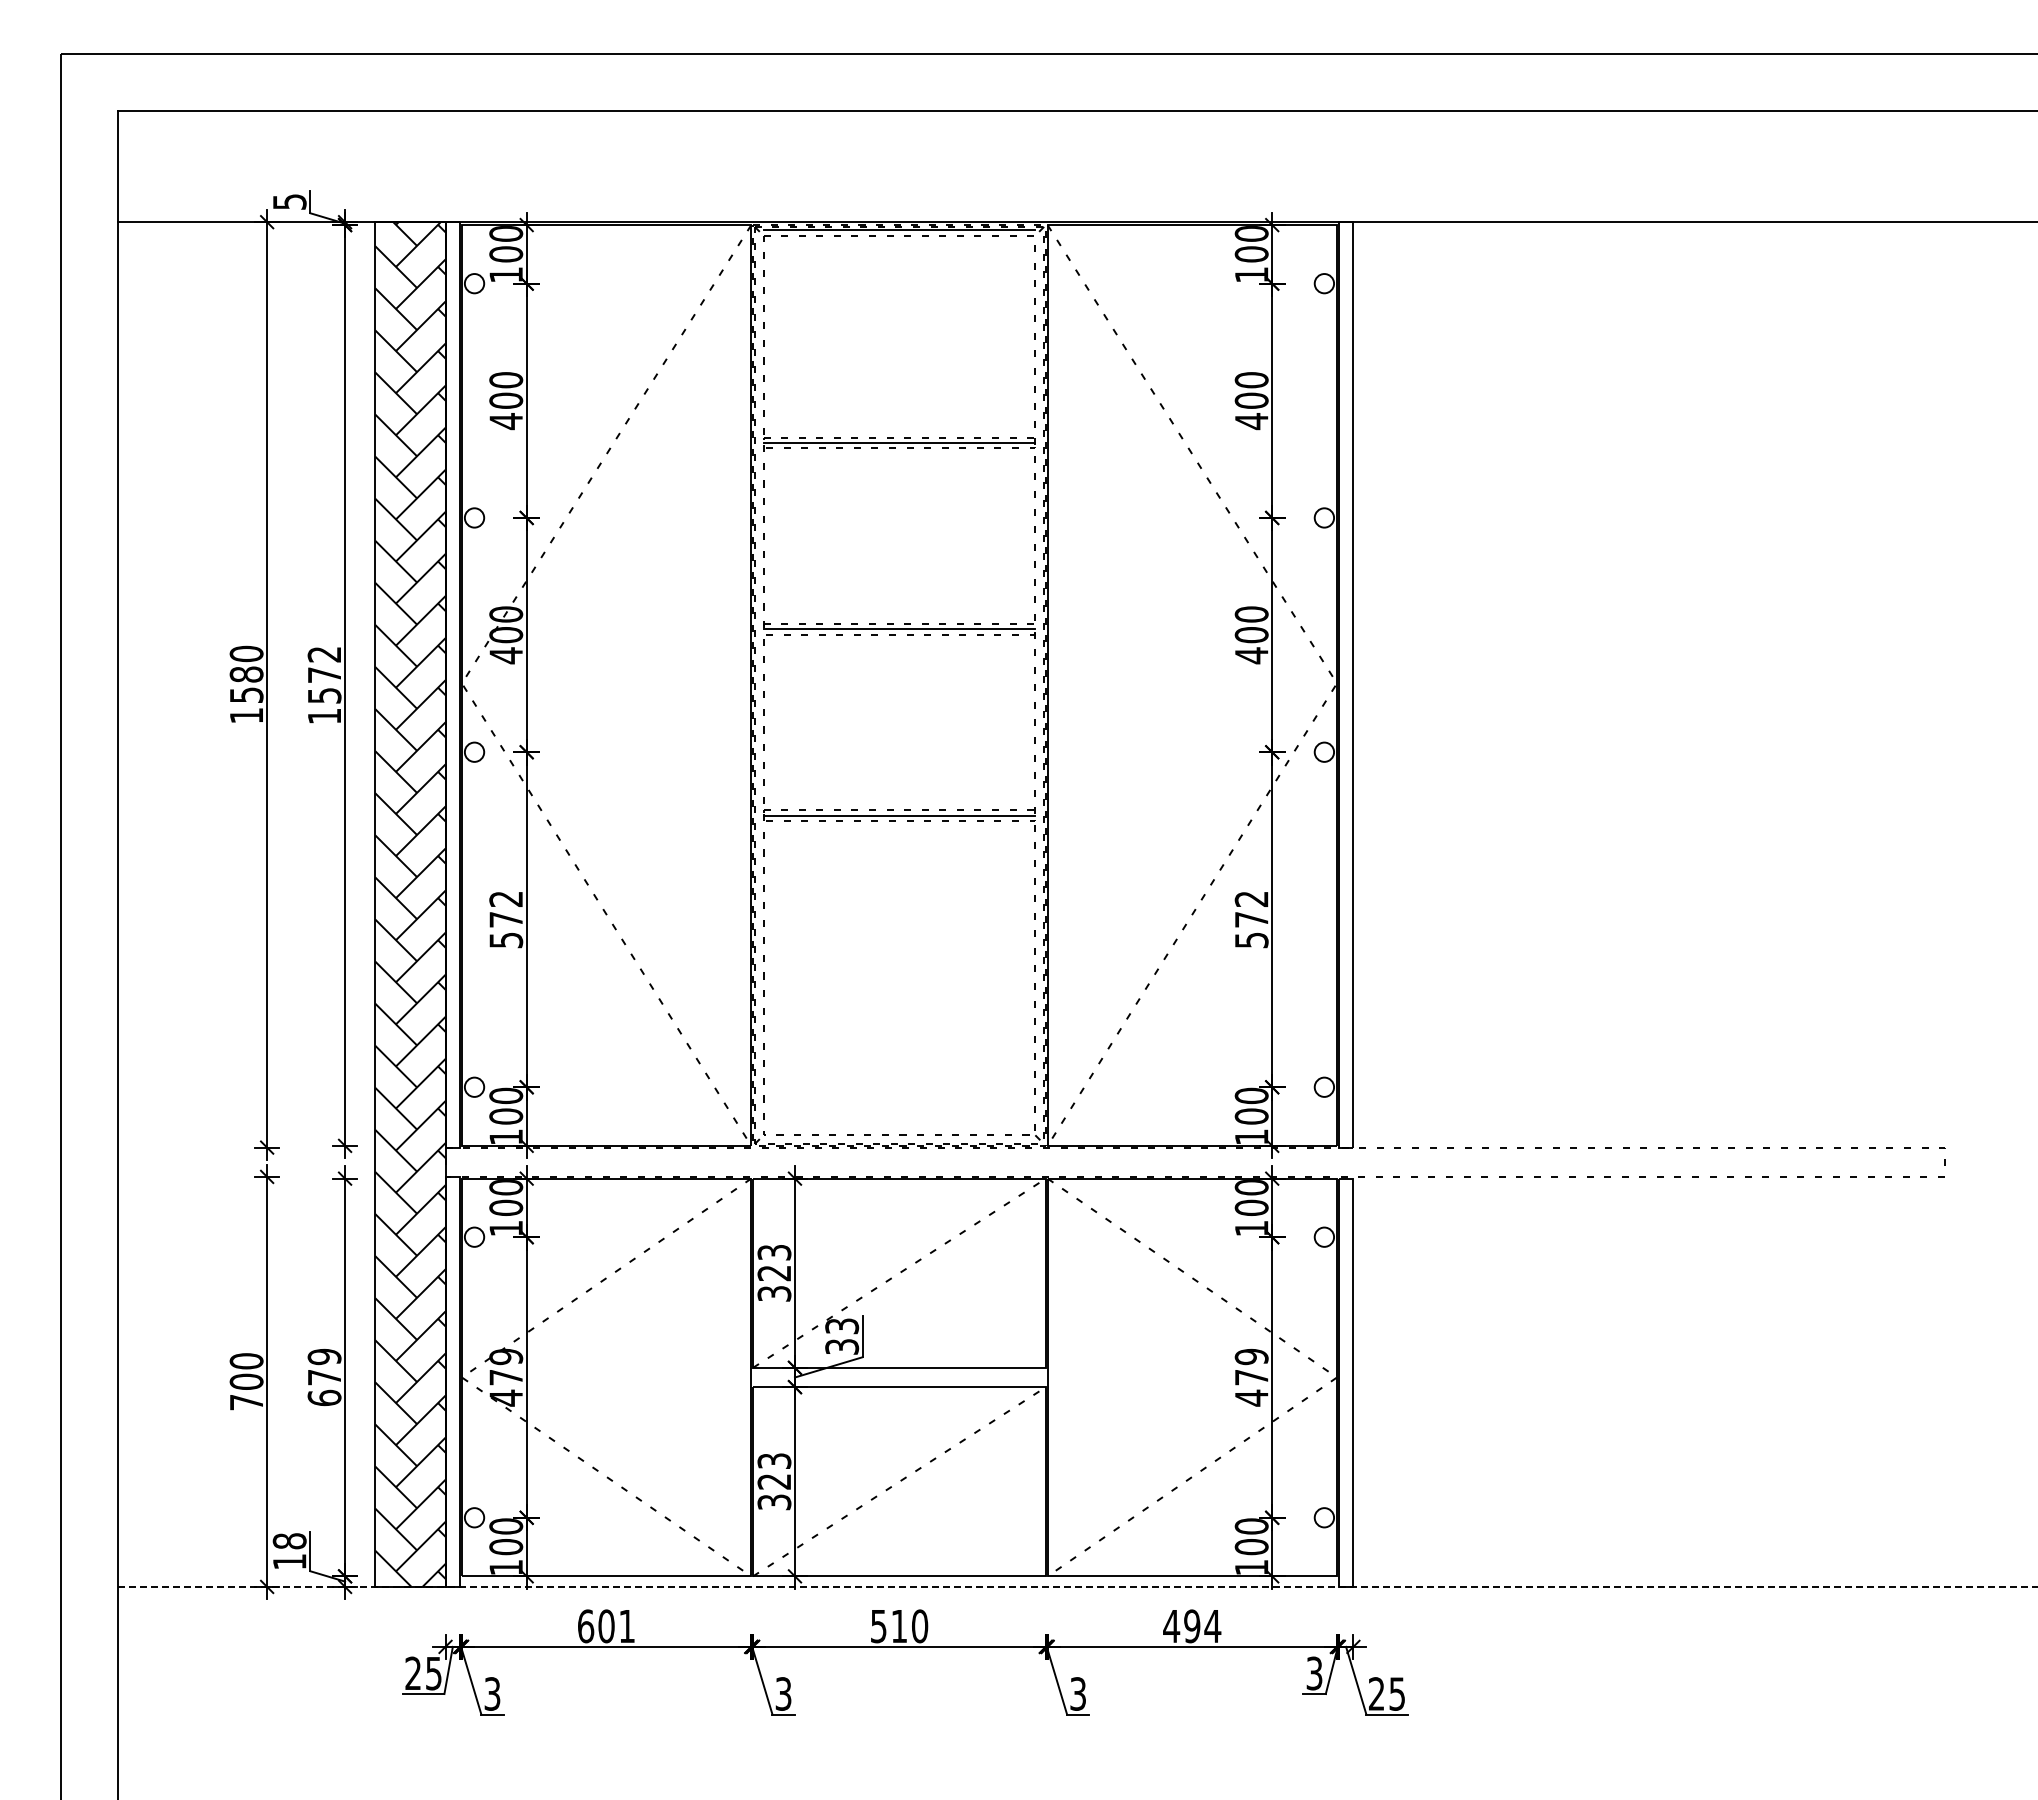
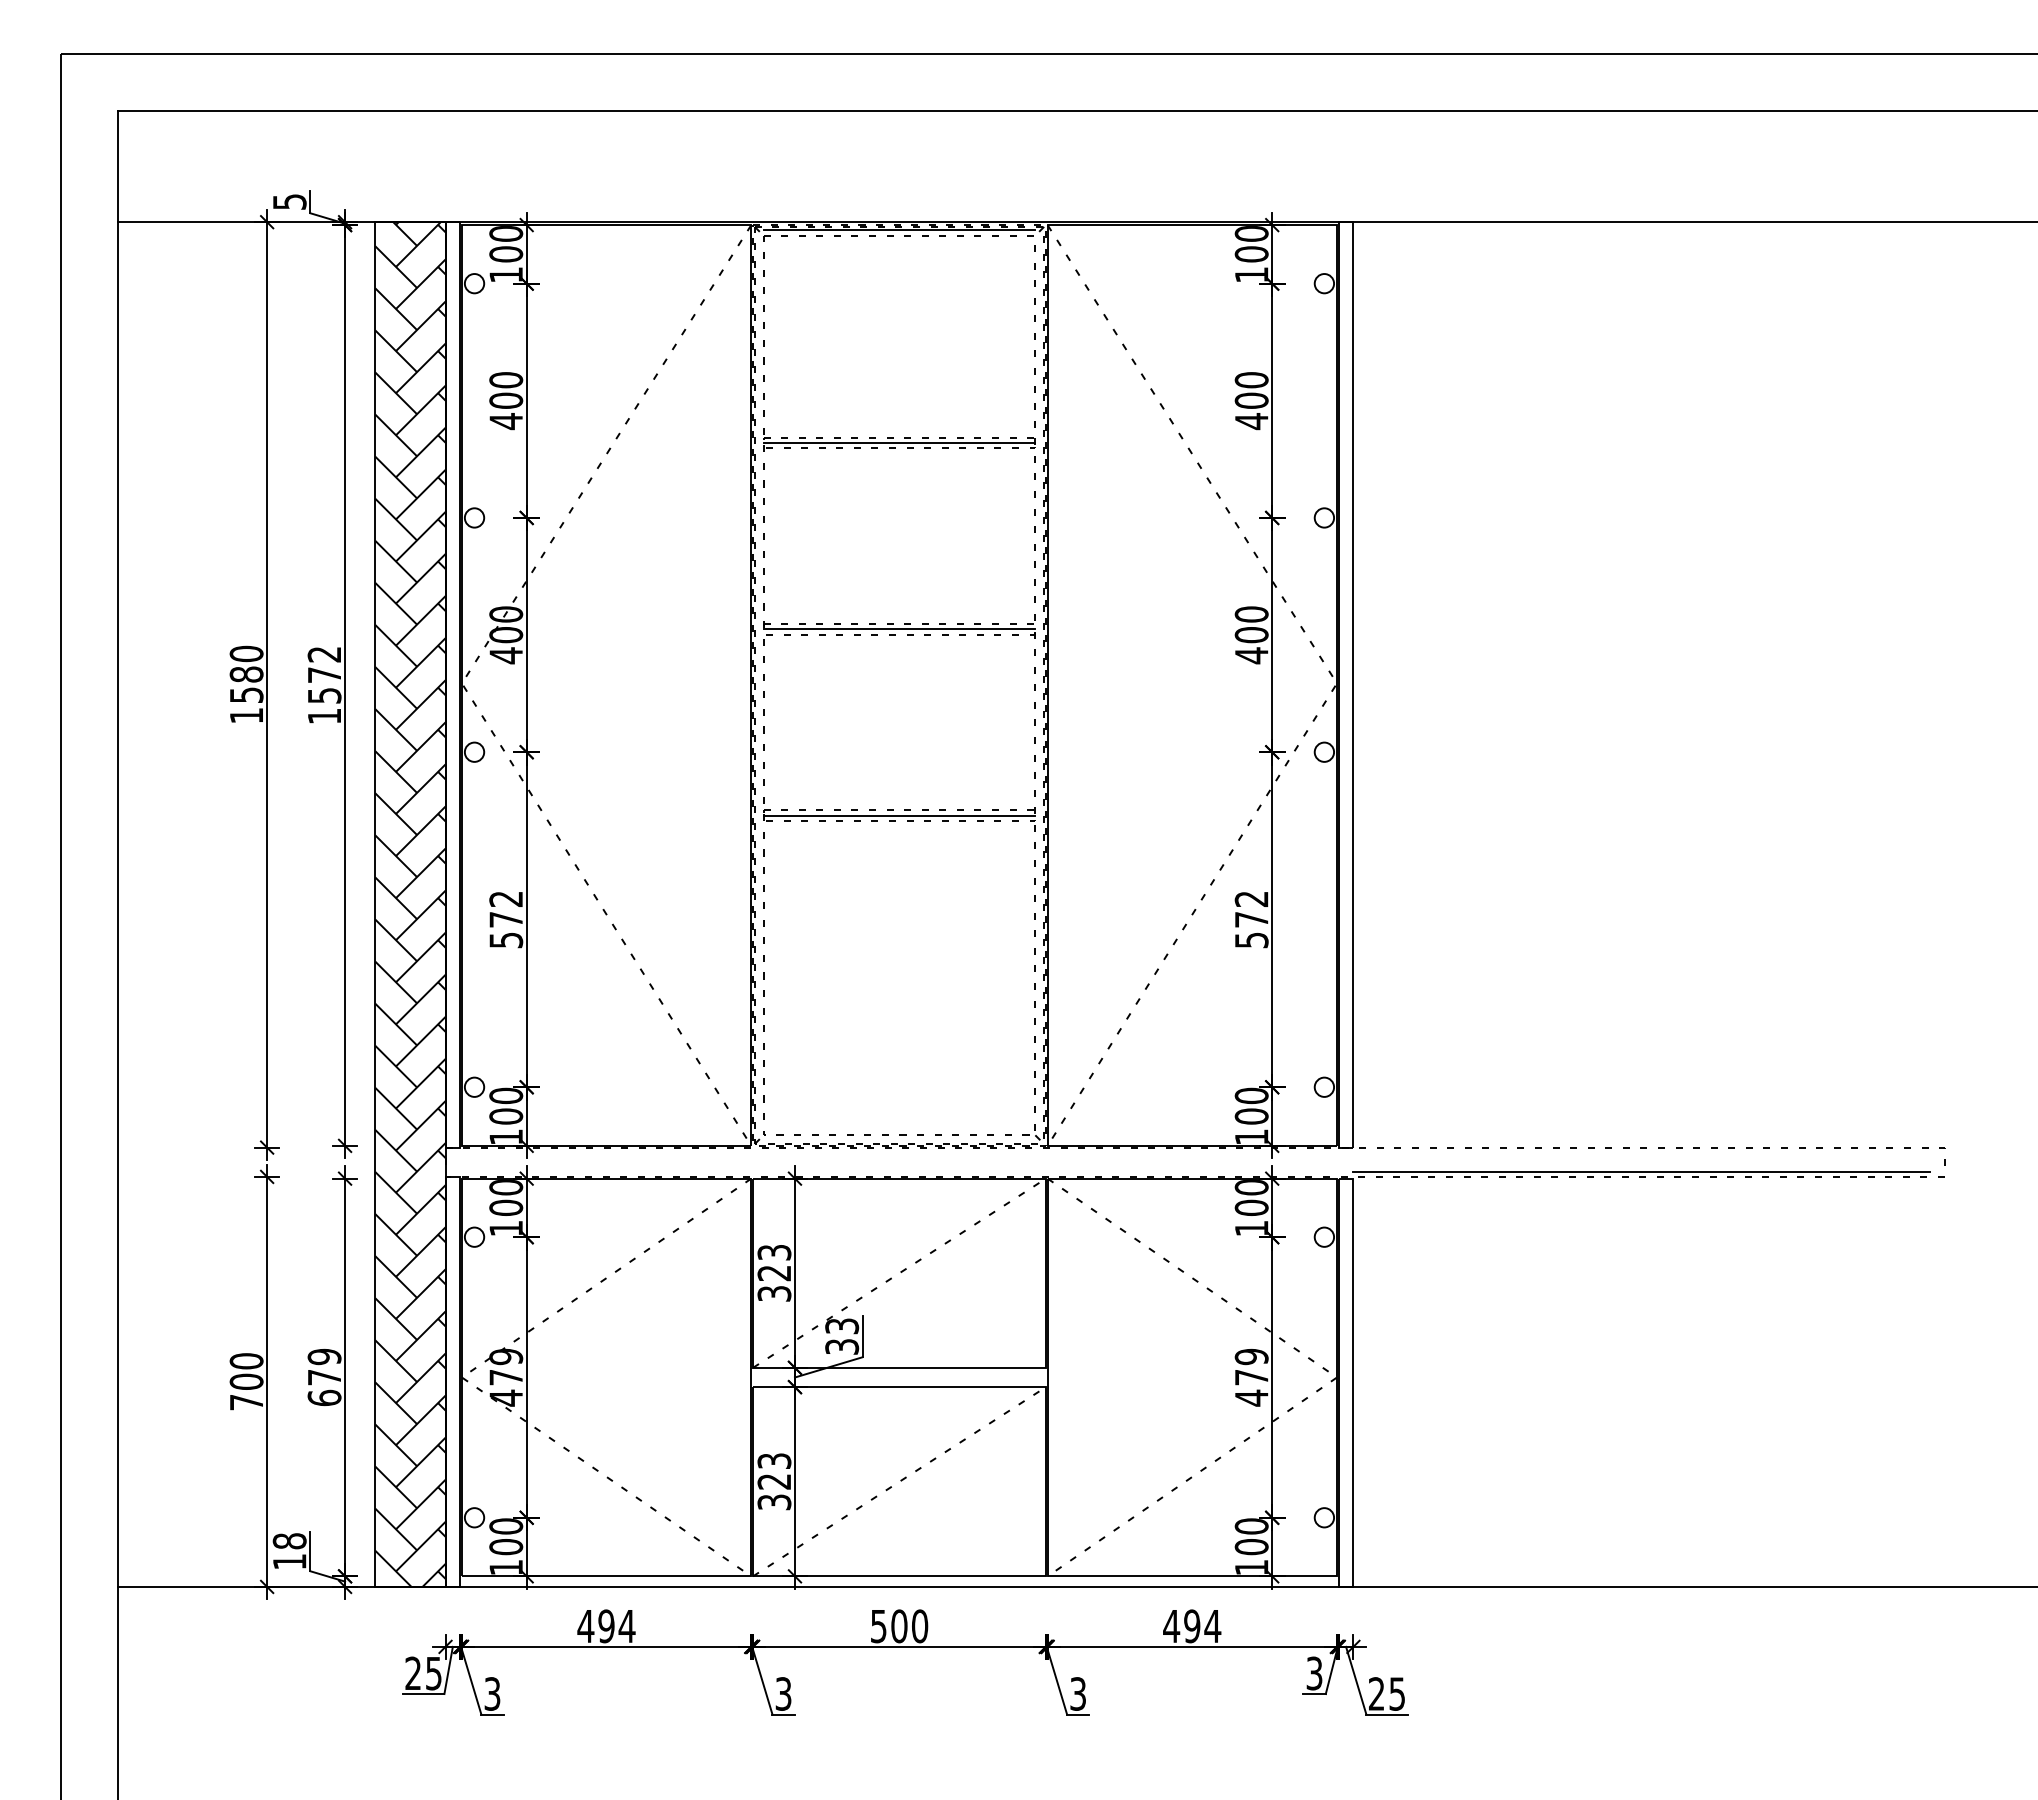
line: none -> present (1641, 1171)
line: dashed -> solid (1077, 1586)
text: 601 -> 494 (606, 1626)
text: 510 -> 500 (899, 1626)
